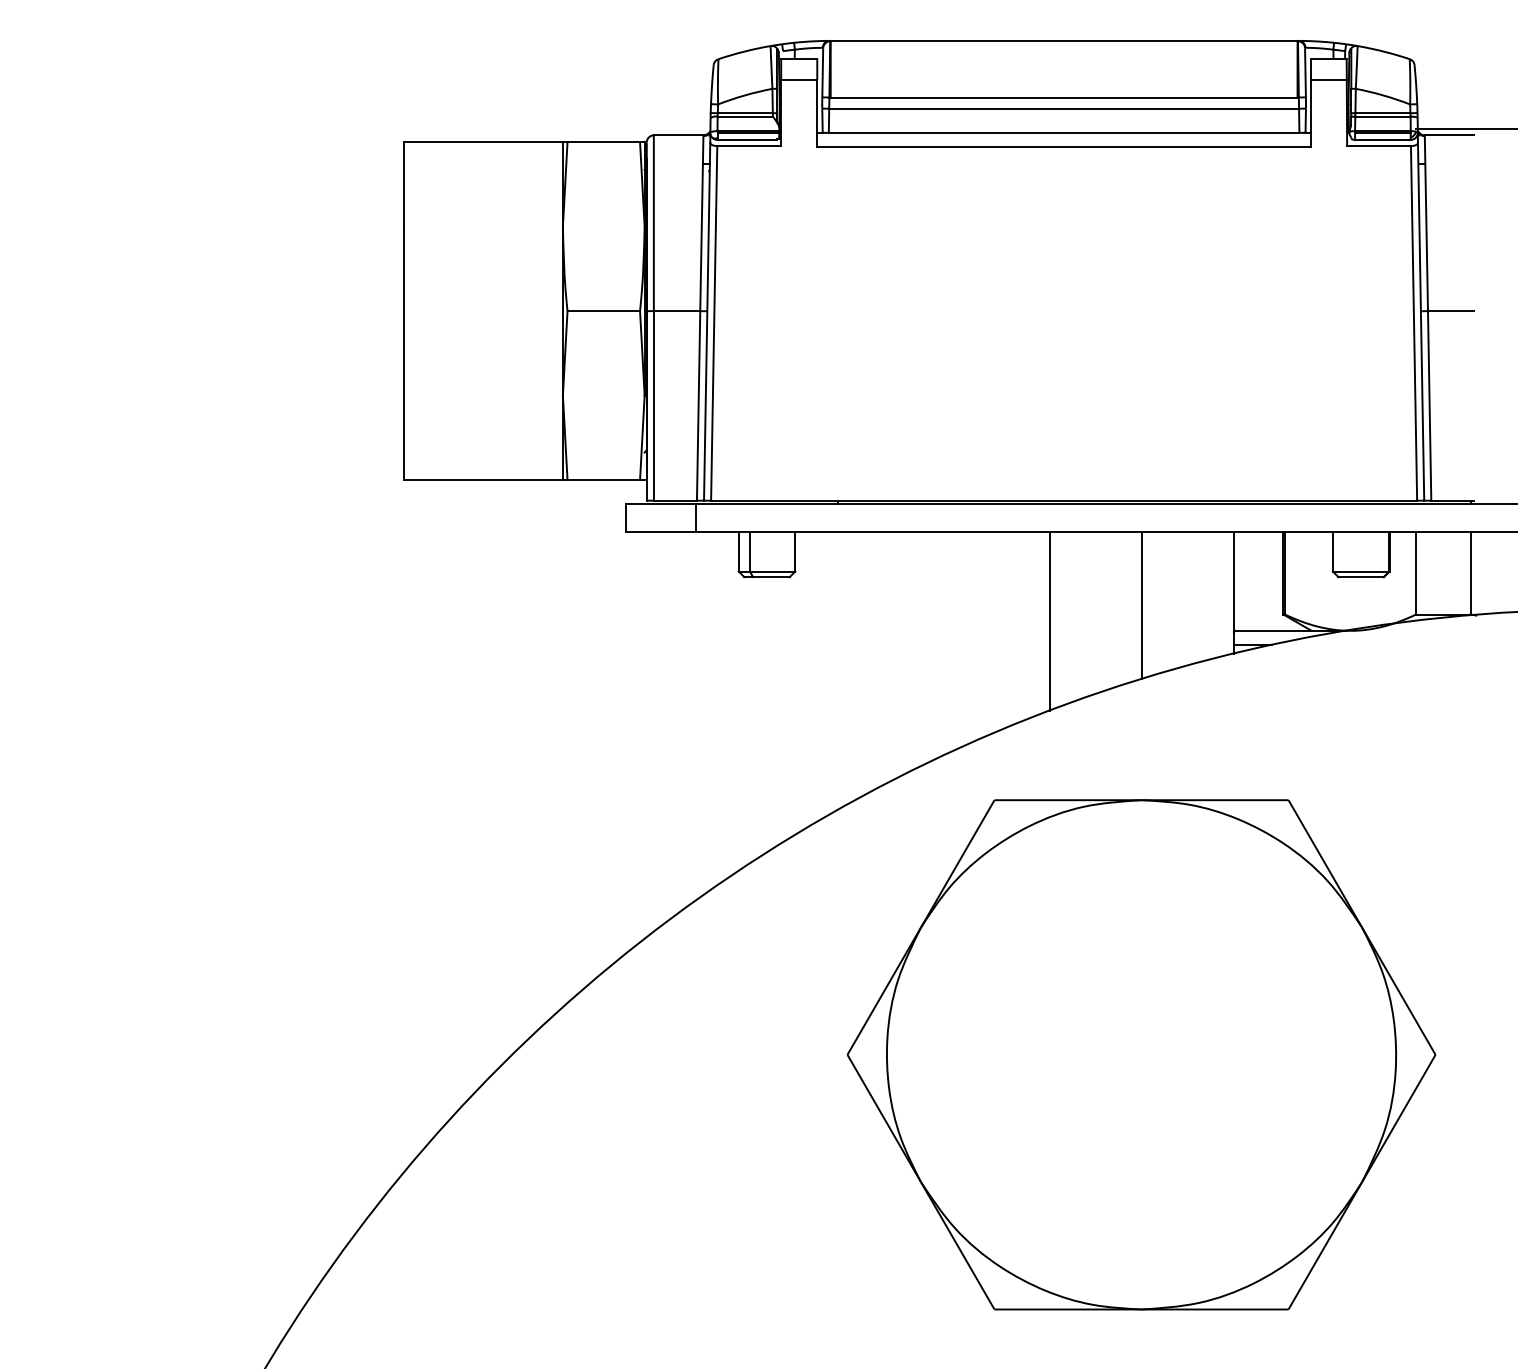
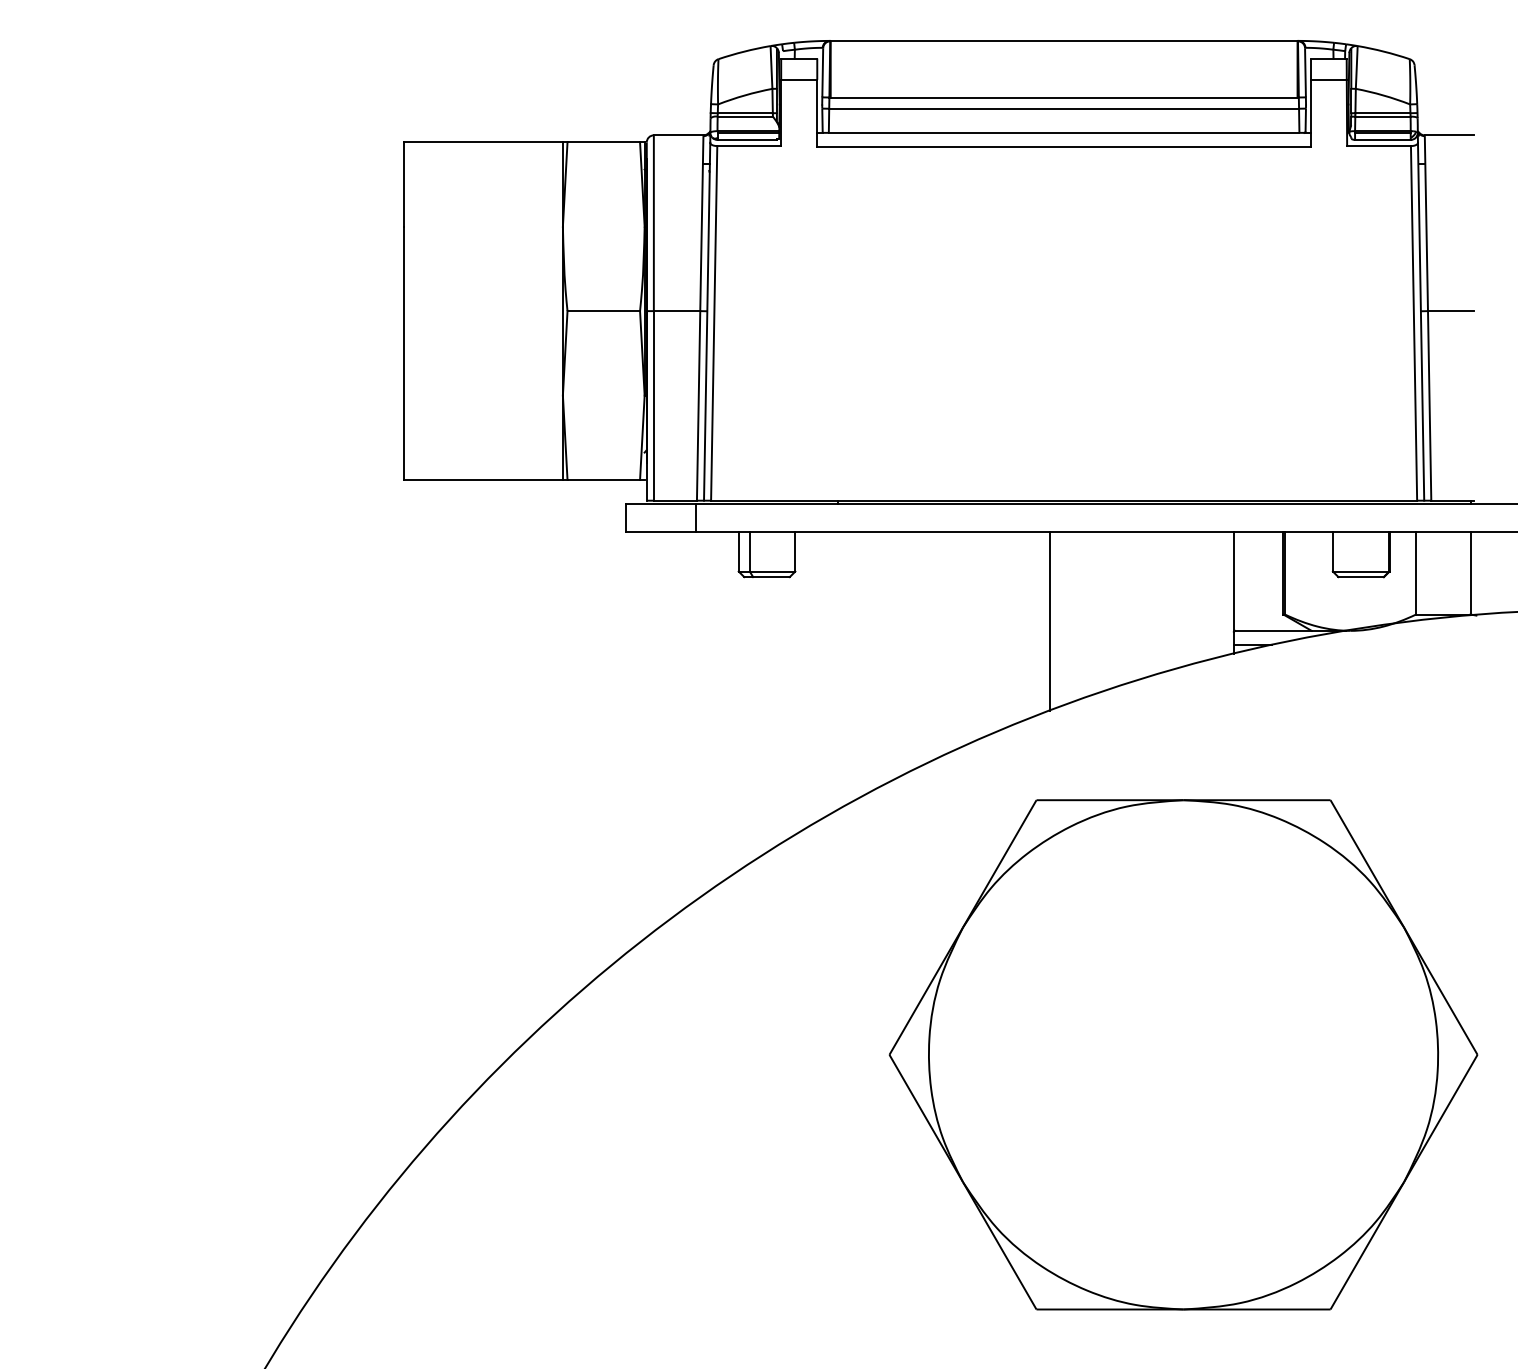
line: present -> none (1465, 128)
line: present -> none (1141, 605)
part position: (1141, 1054) -> (1183, 1054) (1183, 1054)
